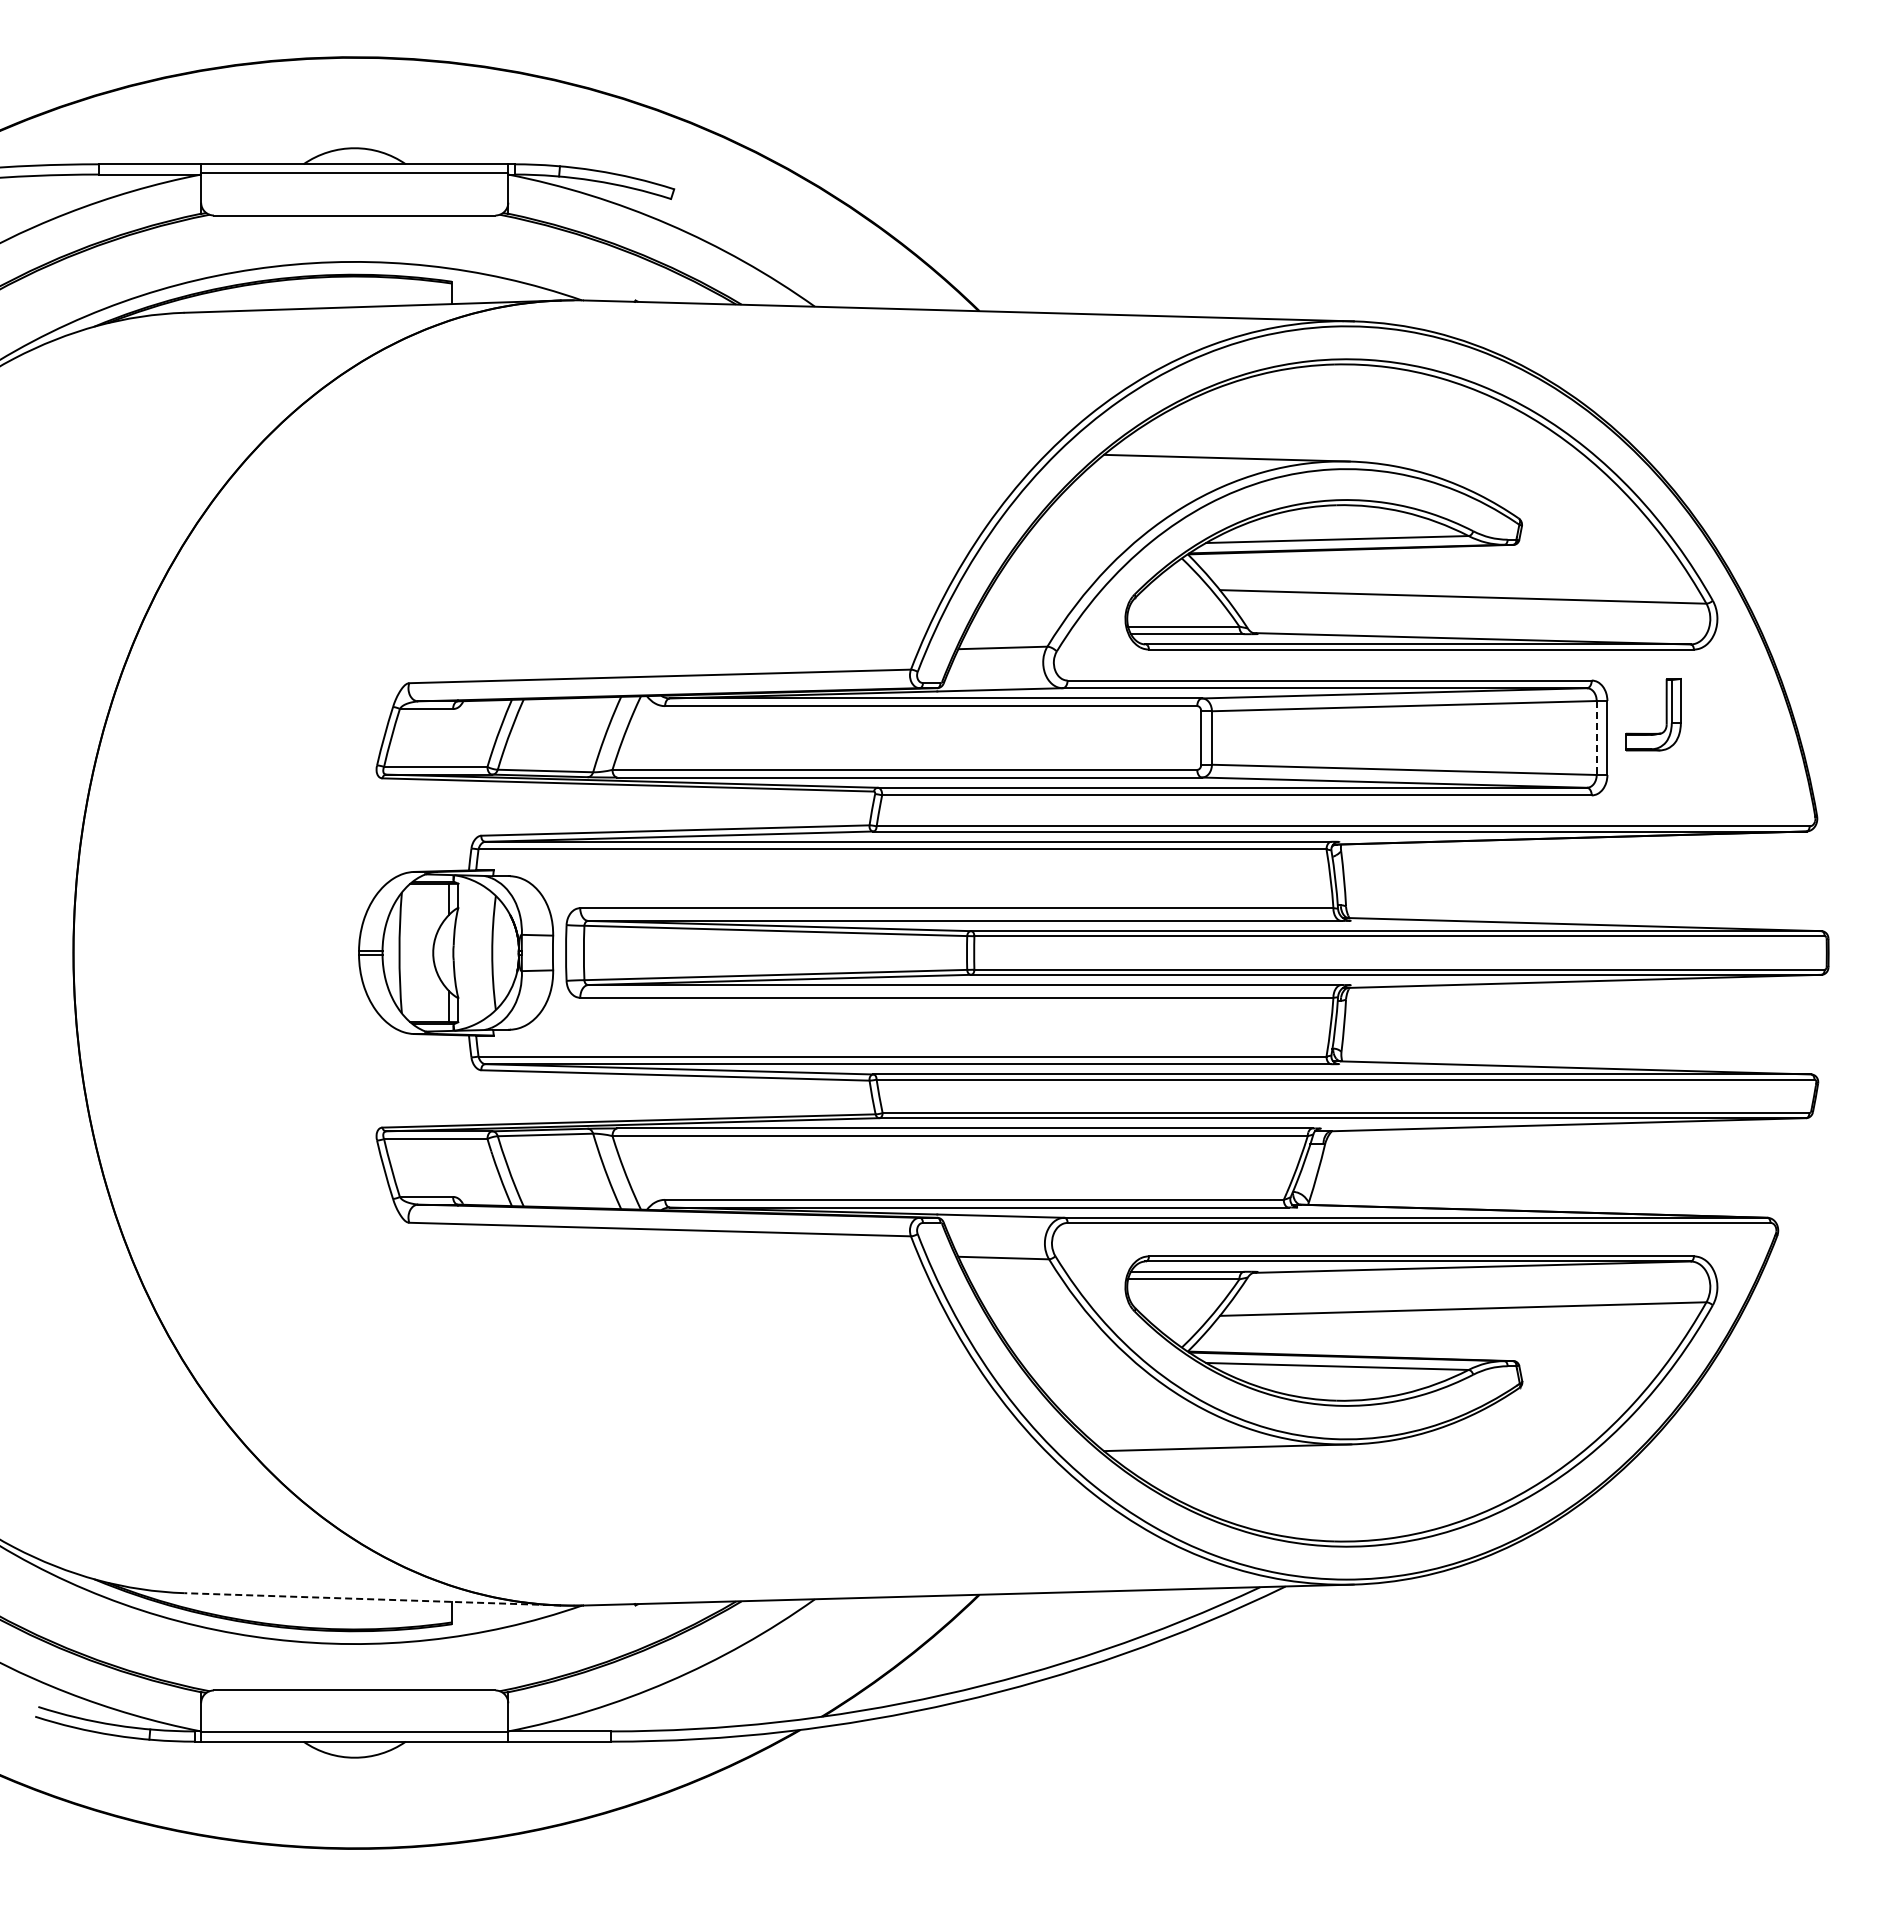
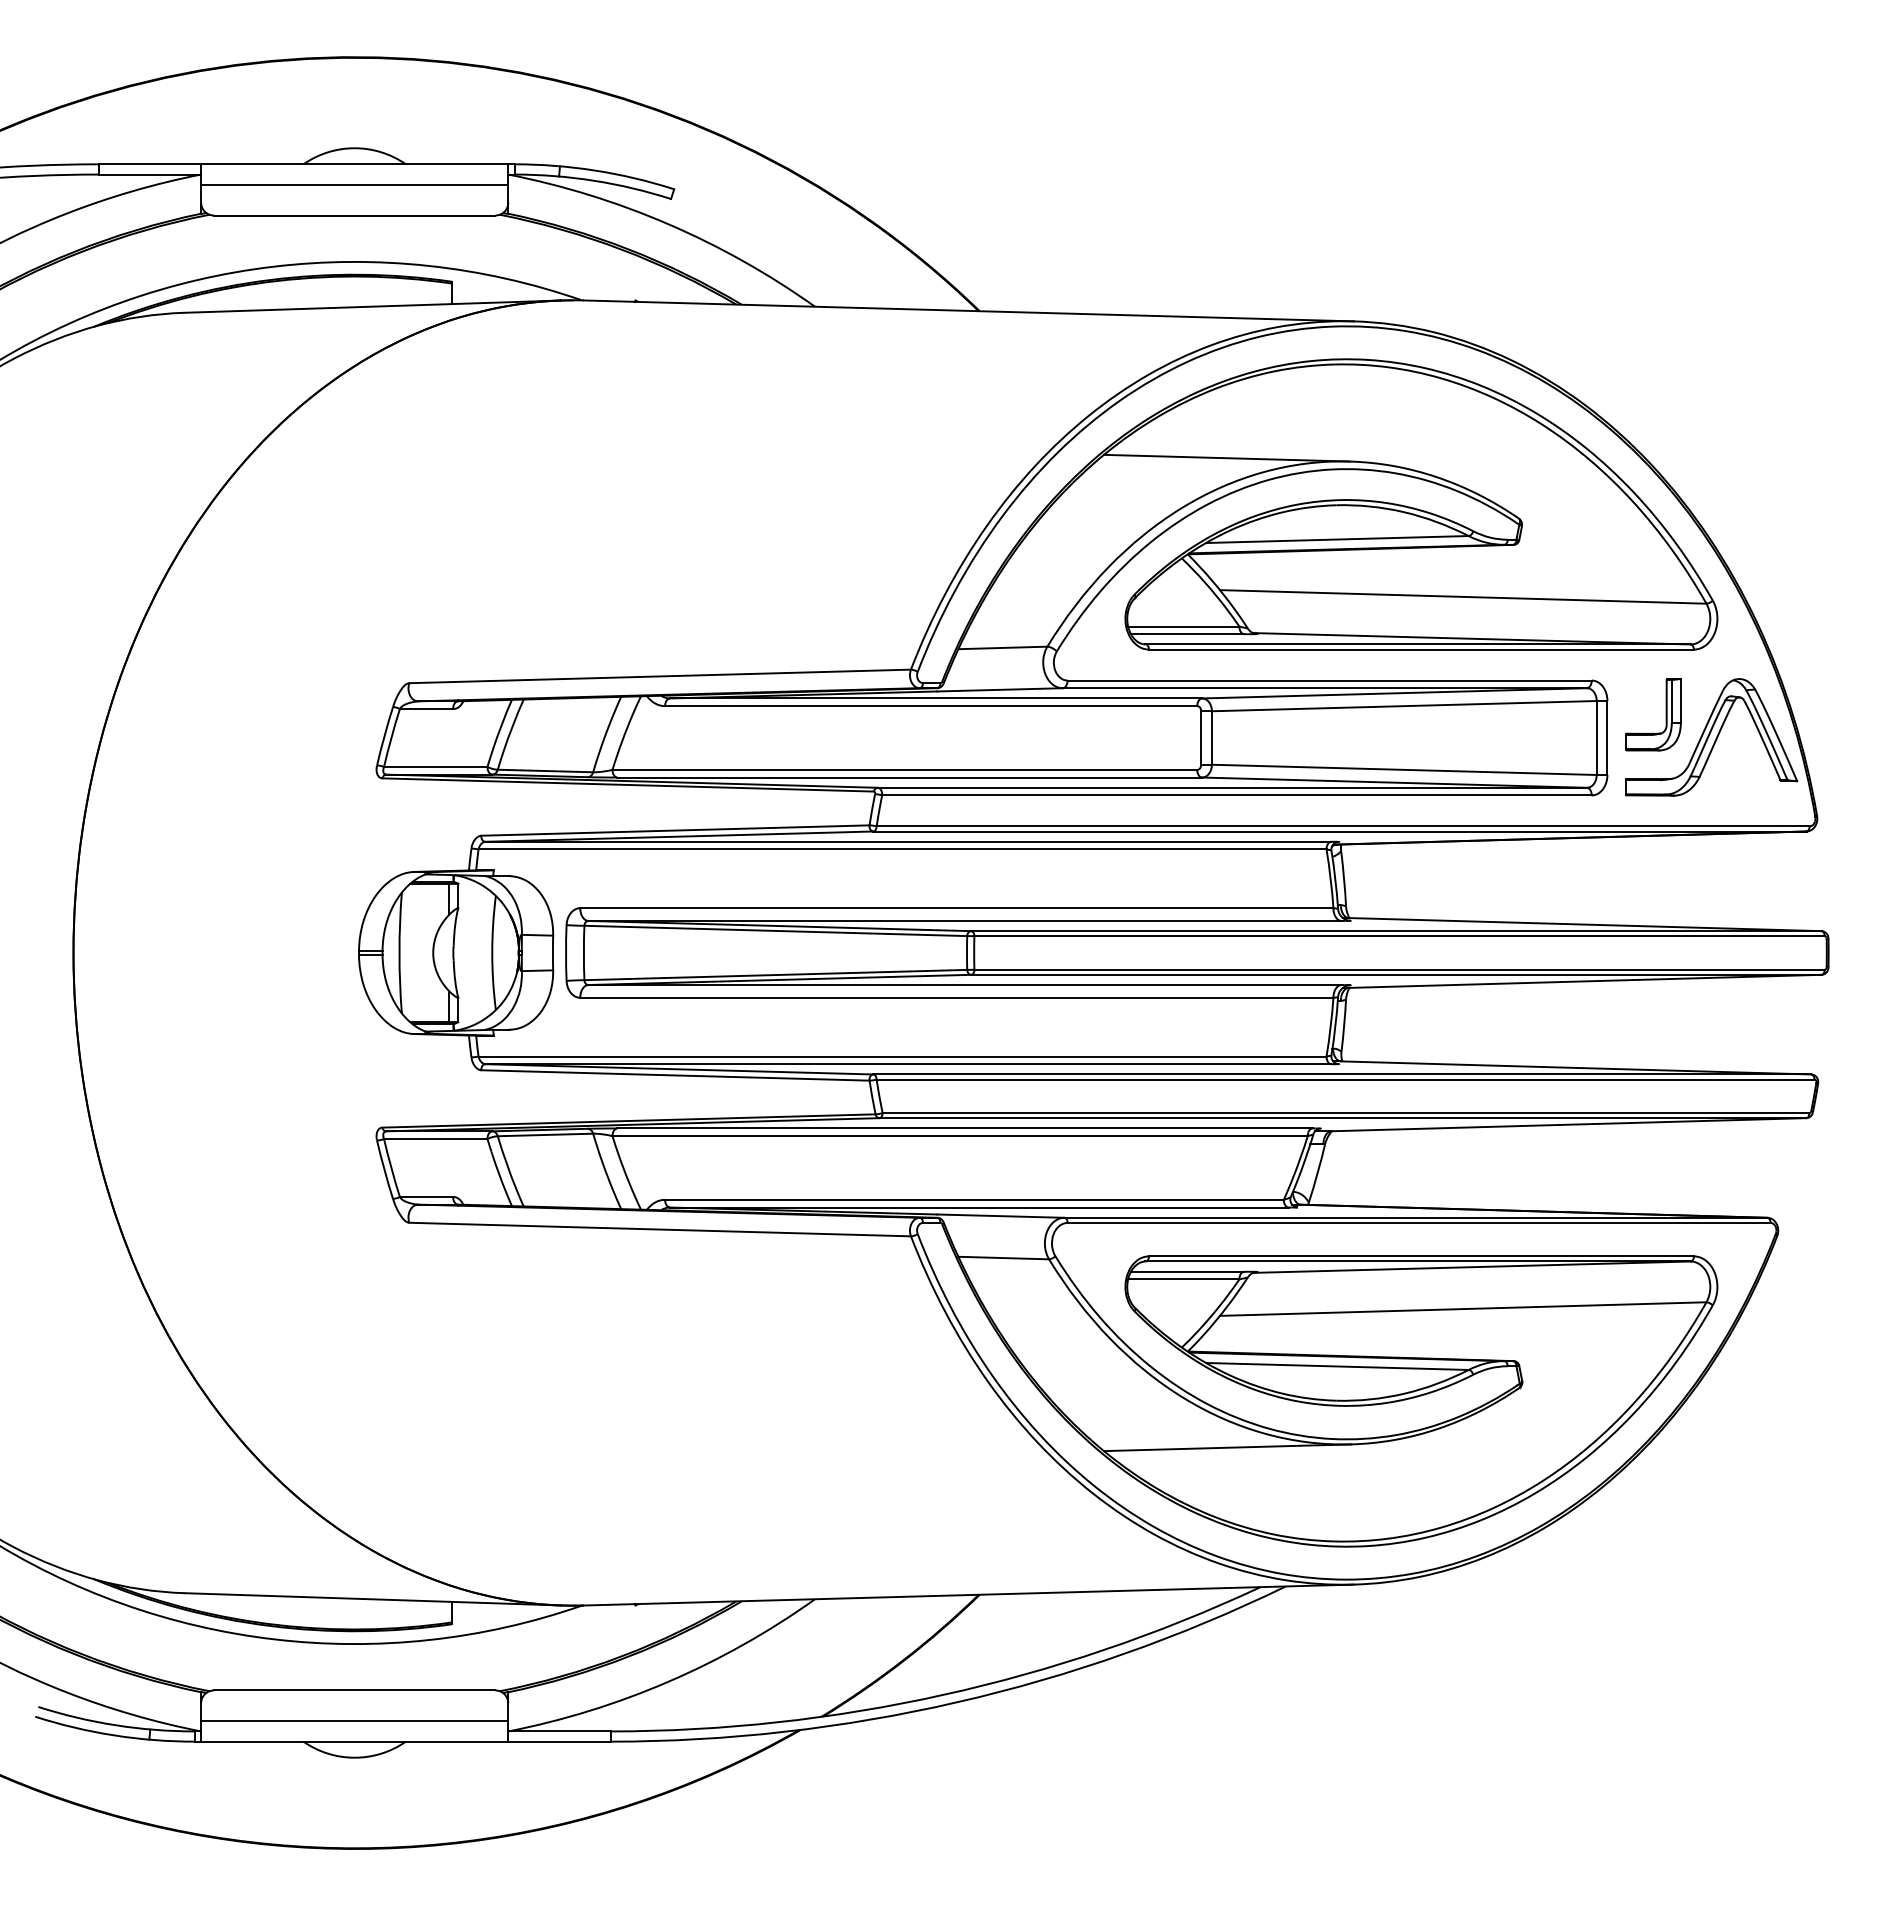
line position: (354, 172) -> (354, 184) (354, 184)
part: none -> present (1711, 737)
line: dashed -> solid (1596, 738)
line: dashed -> solid (372, 1599)
line position: (354, 1732) -> (354, 1721) (354, 1721)
